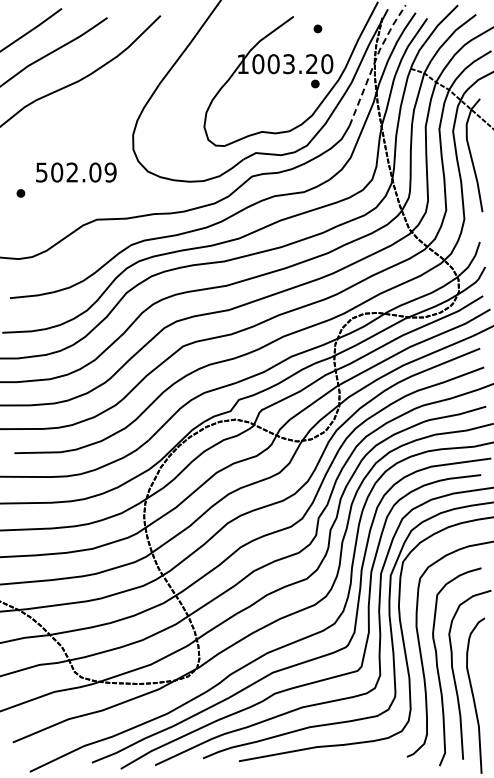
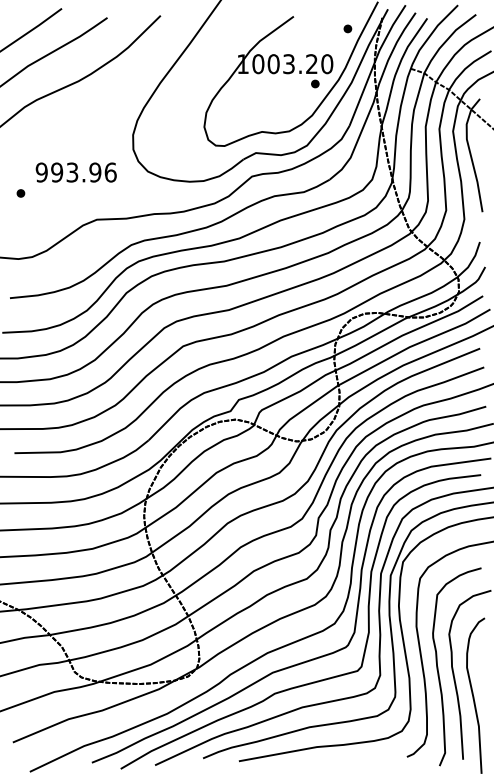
part position: (317, 28) -> (347, 28) (347, 28)
line: dashed -> solid (374, 62)
text: 502.09 -> 993.96 (75, 172)
